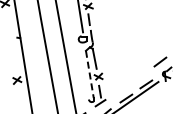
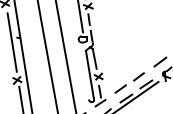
line: none -> present (11, 42)
line: dashed -> solid (89, 74)
part: none -> present (129, 82)
line: none -> present (21, 98)
